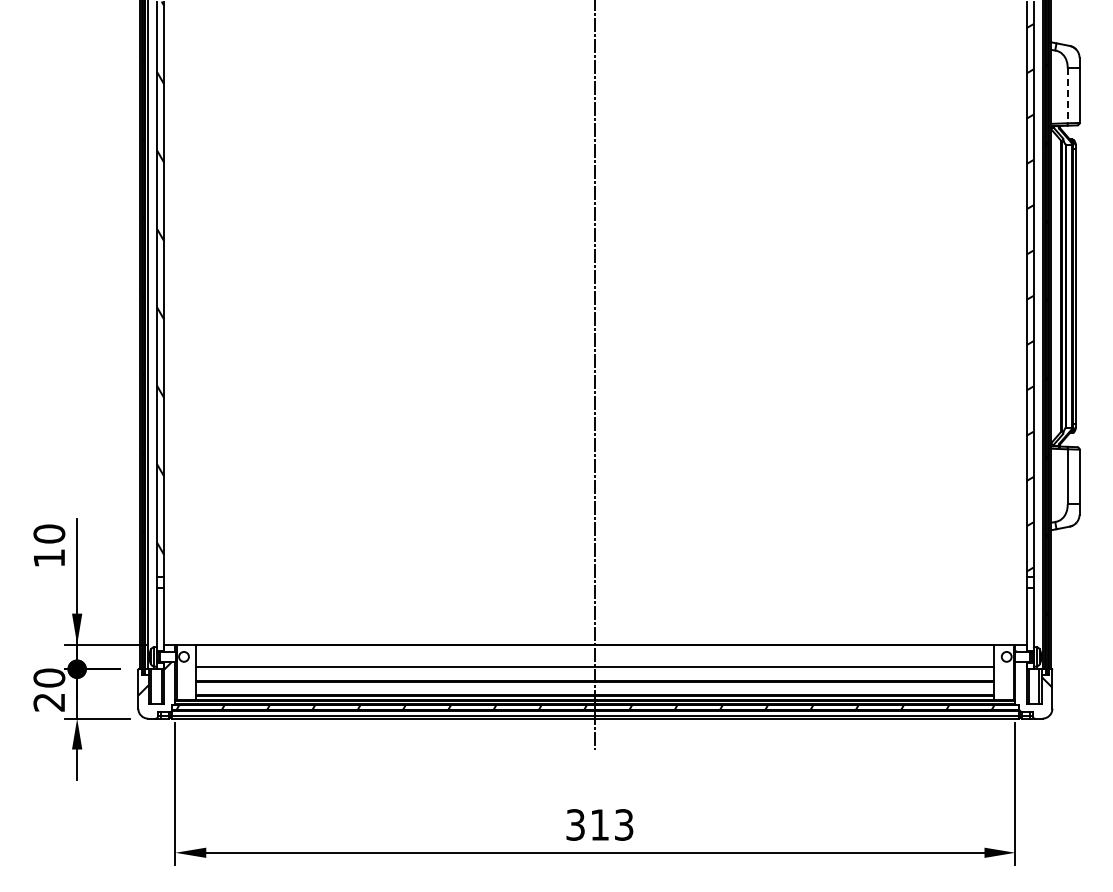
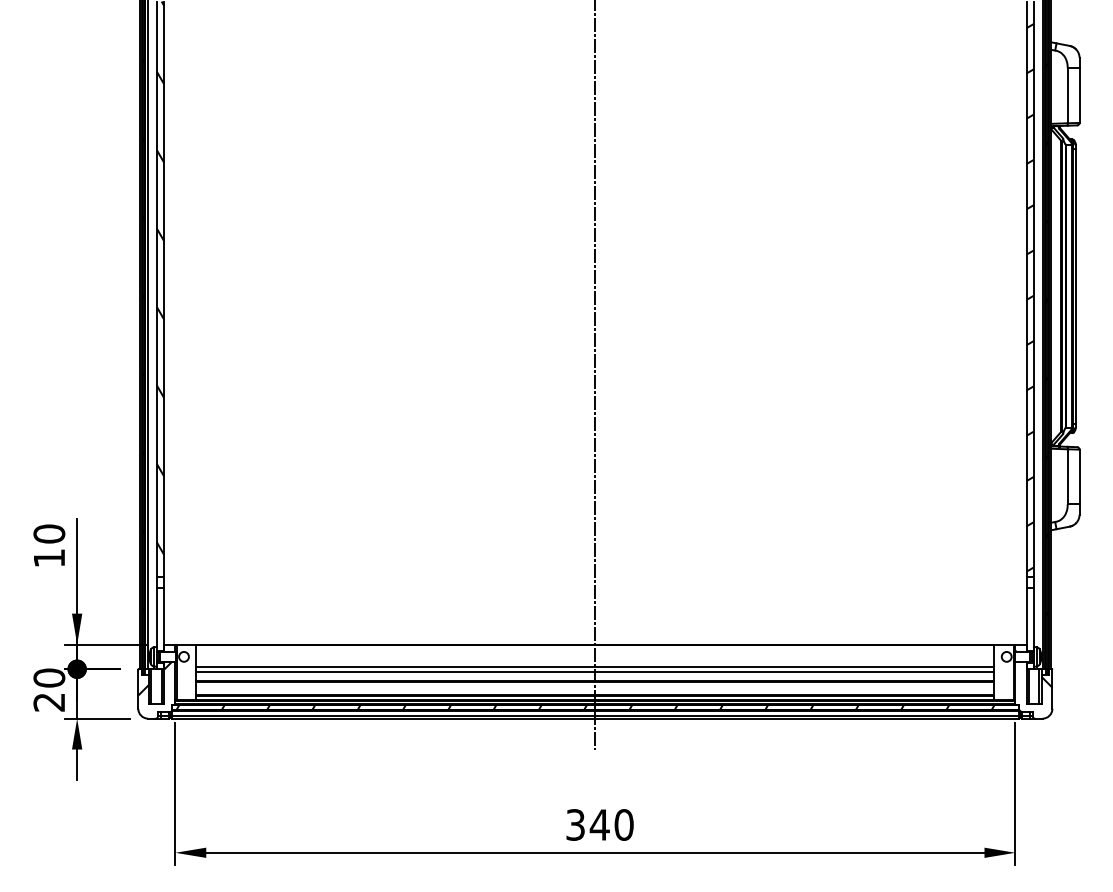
line: dashed -> solid (1067, 95)
line: none -> present (595, 671)
text: 313 -> 340 (611, 824)
